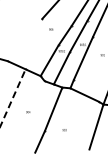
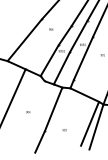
line: none -> present (24, 39)
line: dashed -> solid (12, 98)
line: none -> present (89, 123)
